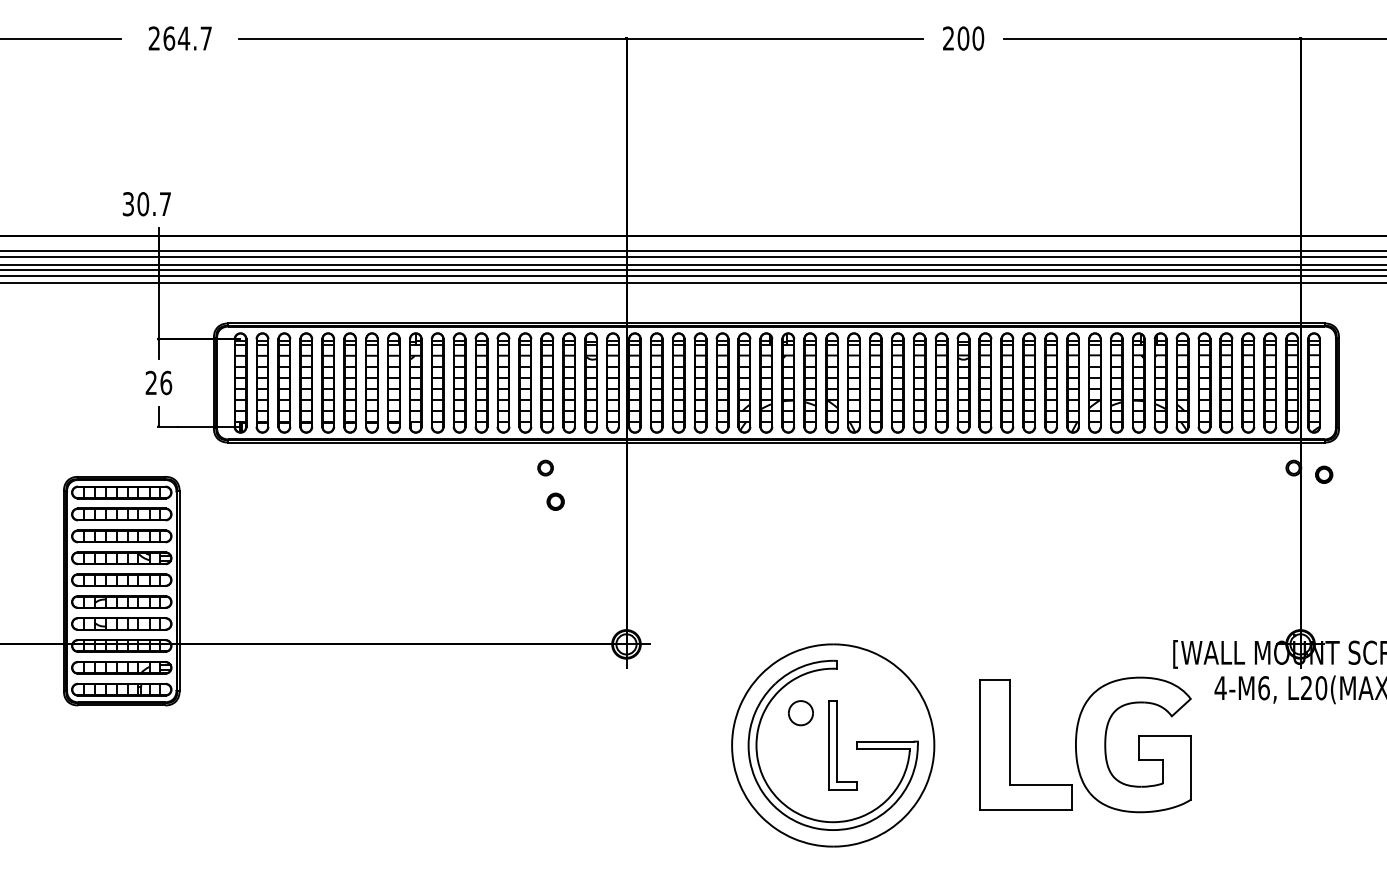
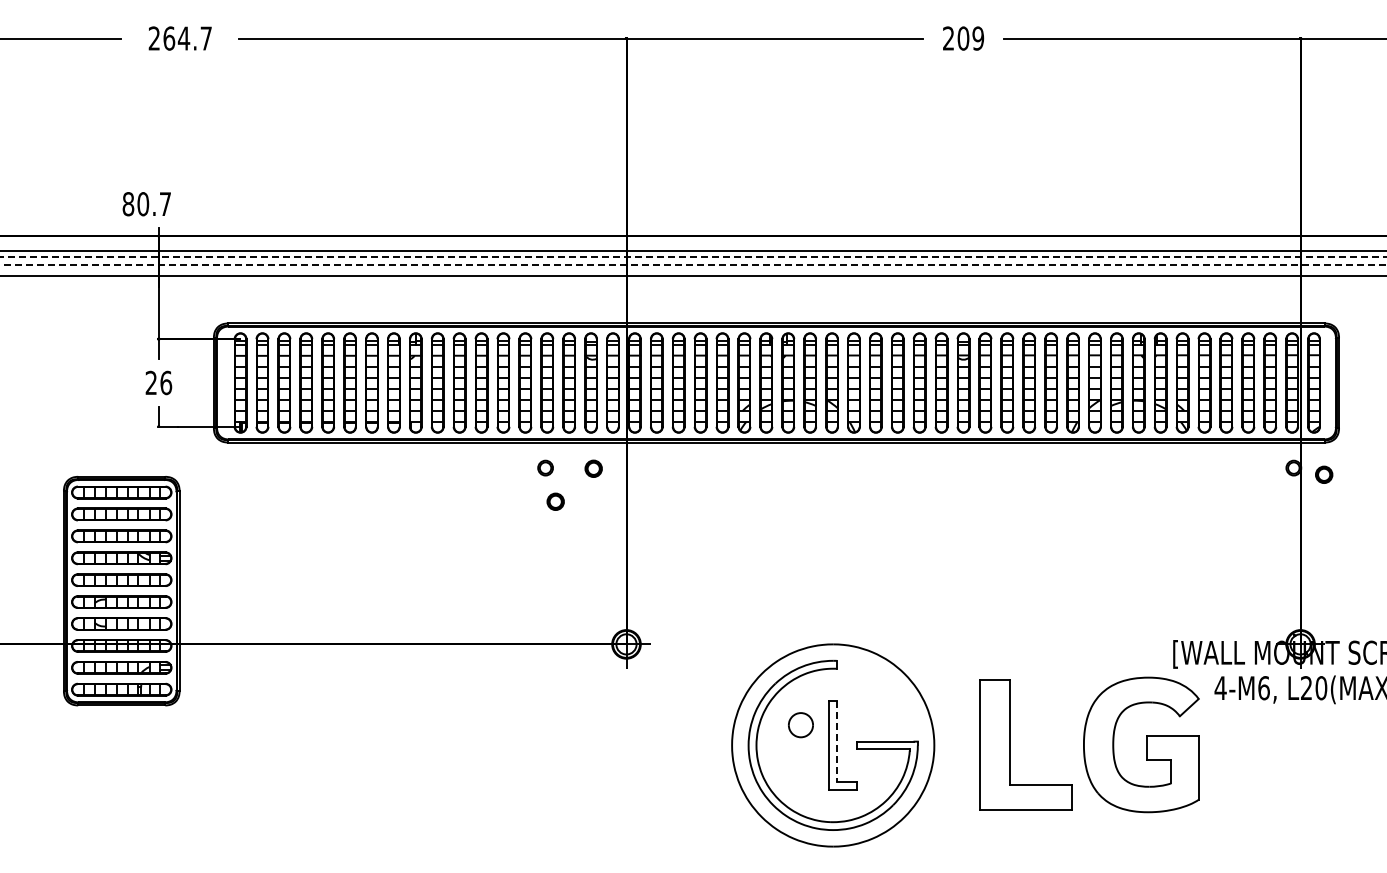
text: 200 -> 209 (978, 38)
text: 30.7 -> 80.7 (128, 204)
line: solid -> dashed (693, 257)
line: solid -> dashed (693, 264)
line: present -> none (692, 269)
line: present -> none (692, 282)
part: none -> present (593, 468)
part position: (800, 713) -> (800, 725) (800, 725)
line: solid -> dashed (837, 741)
part position: (1133, 744) -> (1141, 744) (1141, 744)
